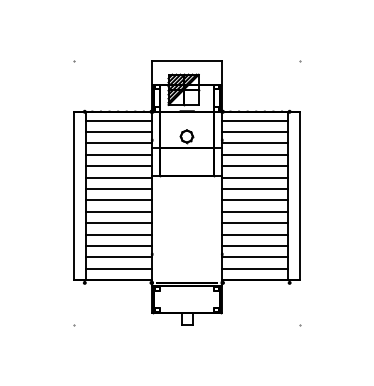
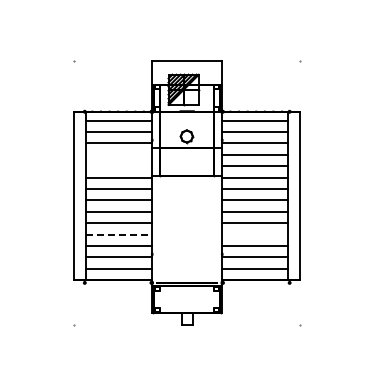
line: present -> none (118, 154)
line: present -> none (118, 166)
line: solid -> dashed (119, 234)
line: present -> none (254, 234)
